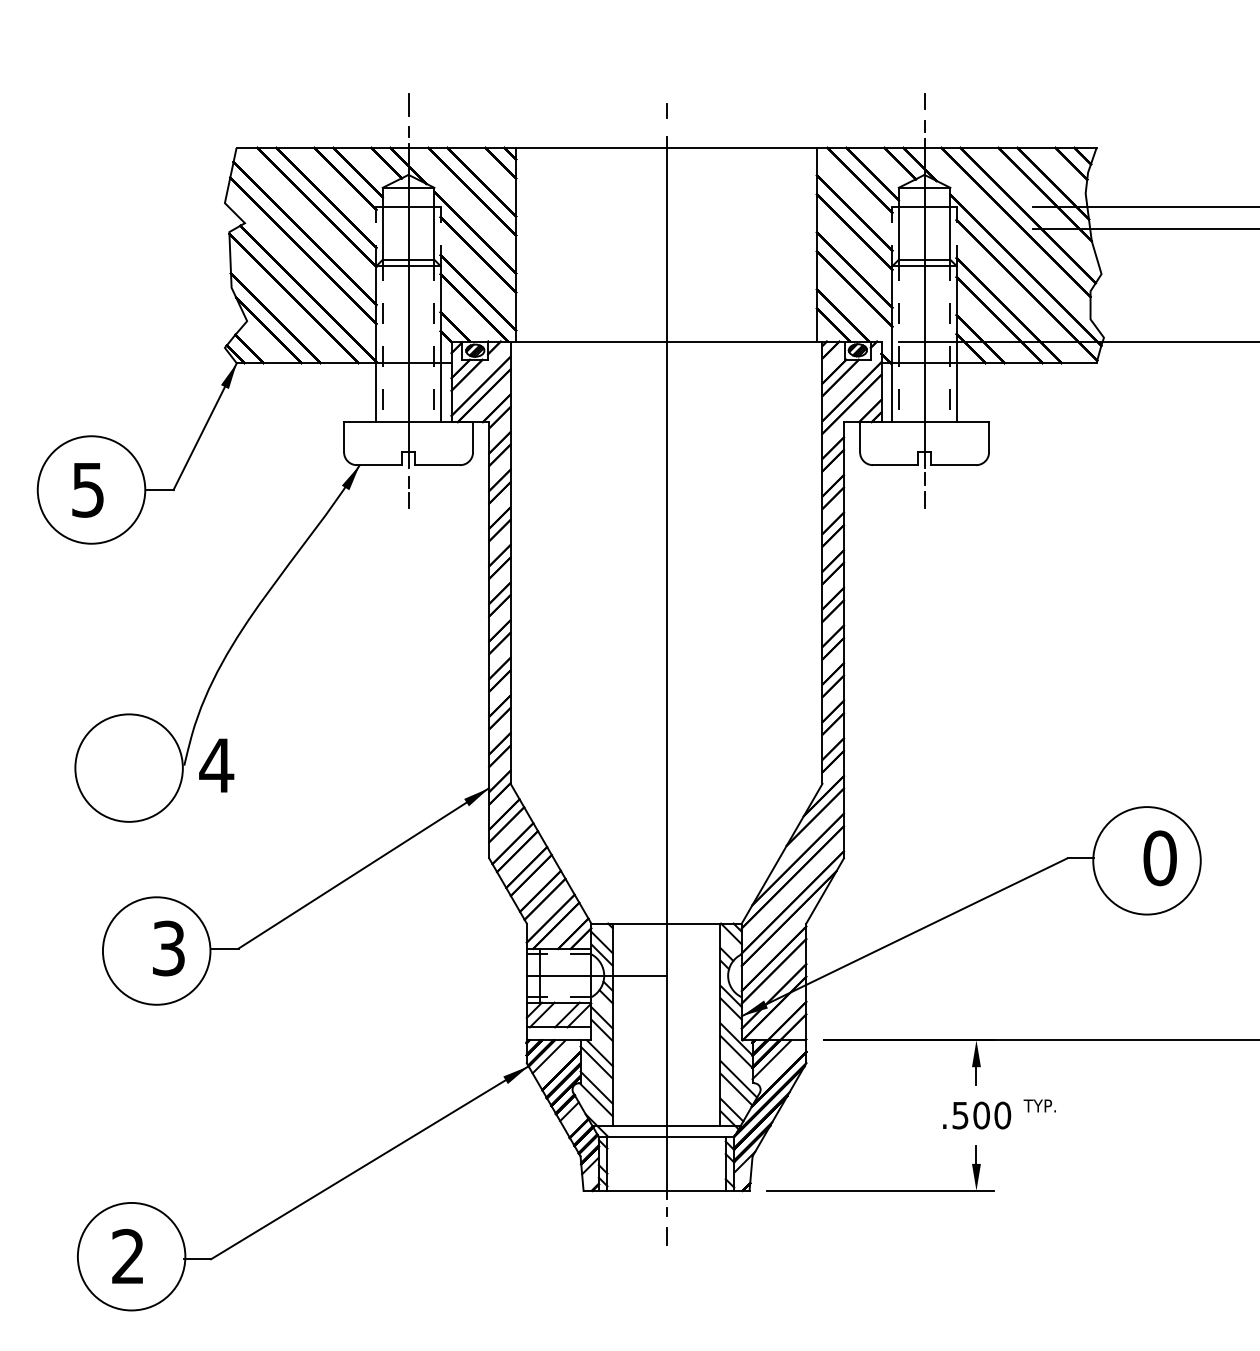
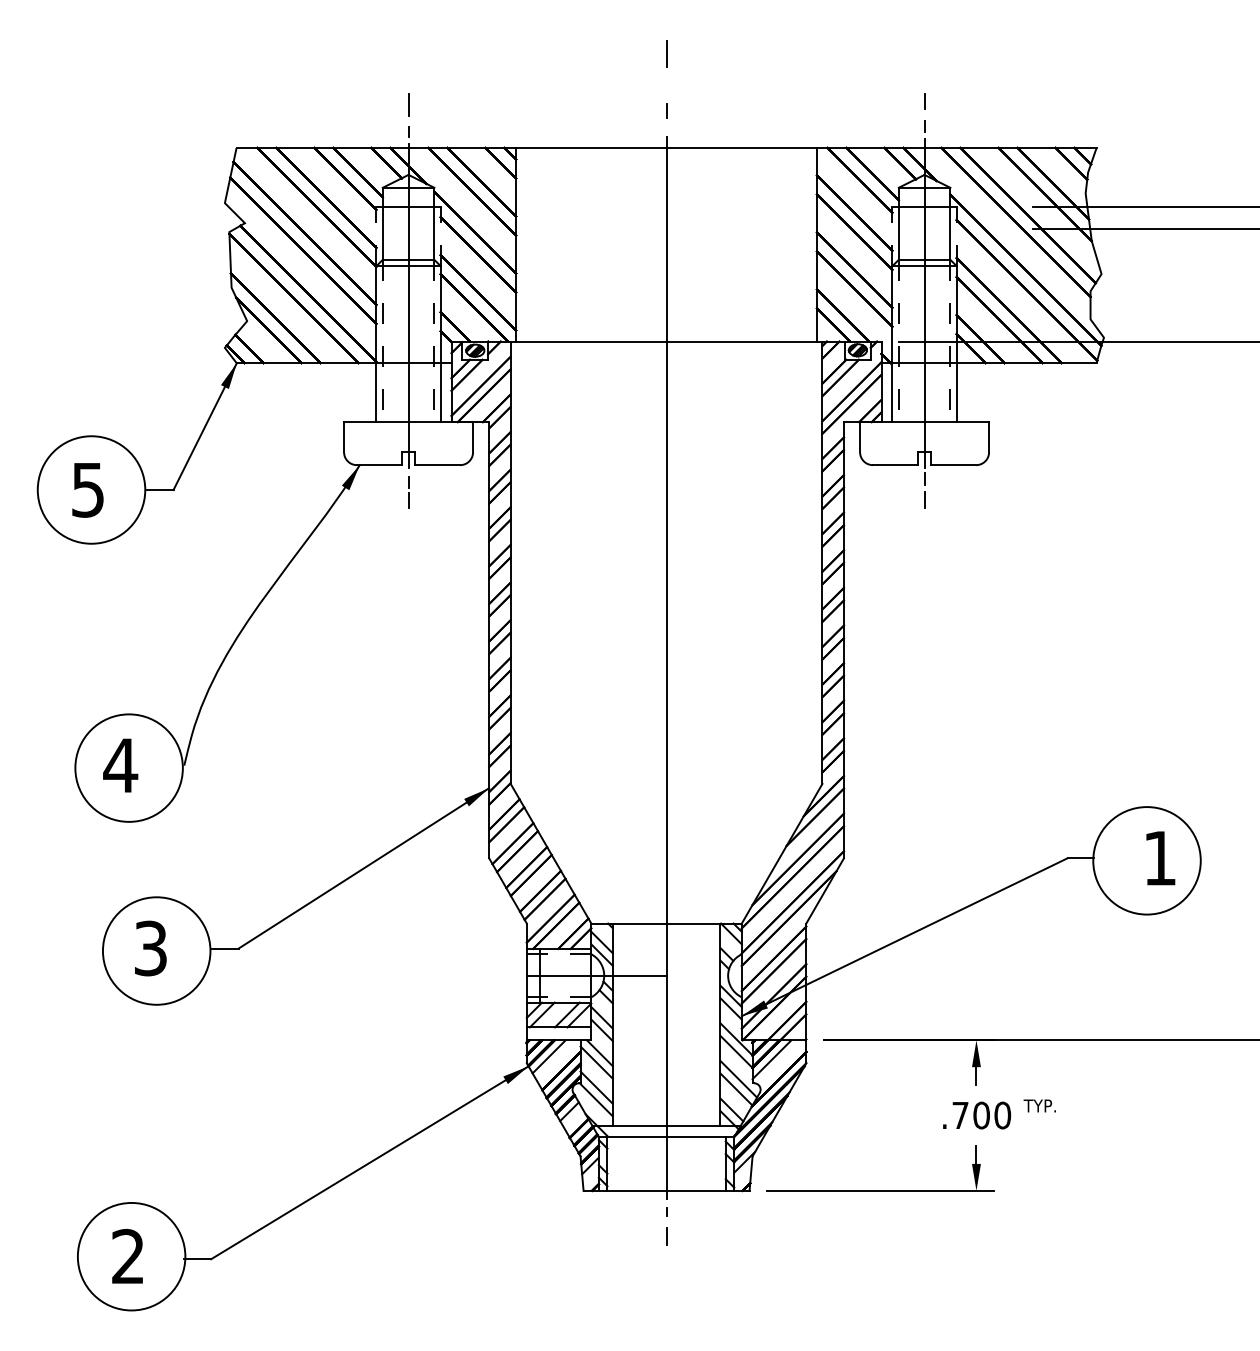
line: none -> present (666, 53)
text position: (216, 765) -> (120, 765) (120, 765)
text: 0 -> 1 (1159, 858)
text position: (168, 948) -> (150, 948) (150, 948)
text: .500 -> .700 (960, 1115)
